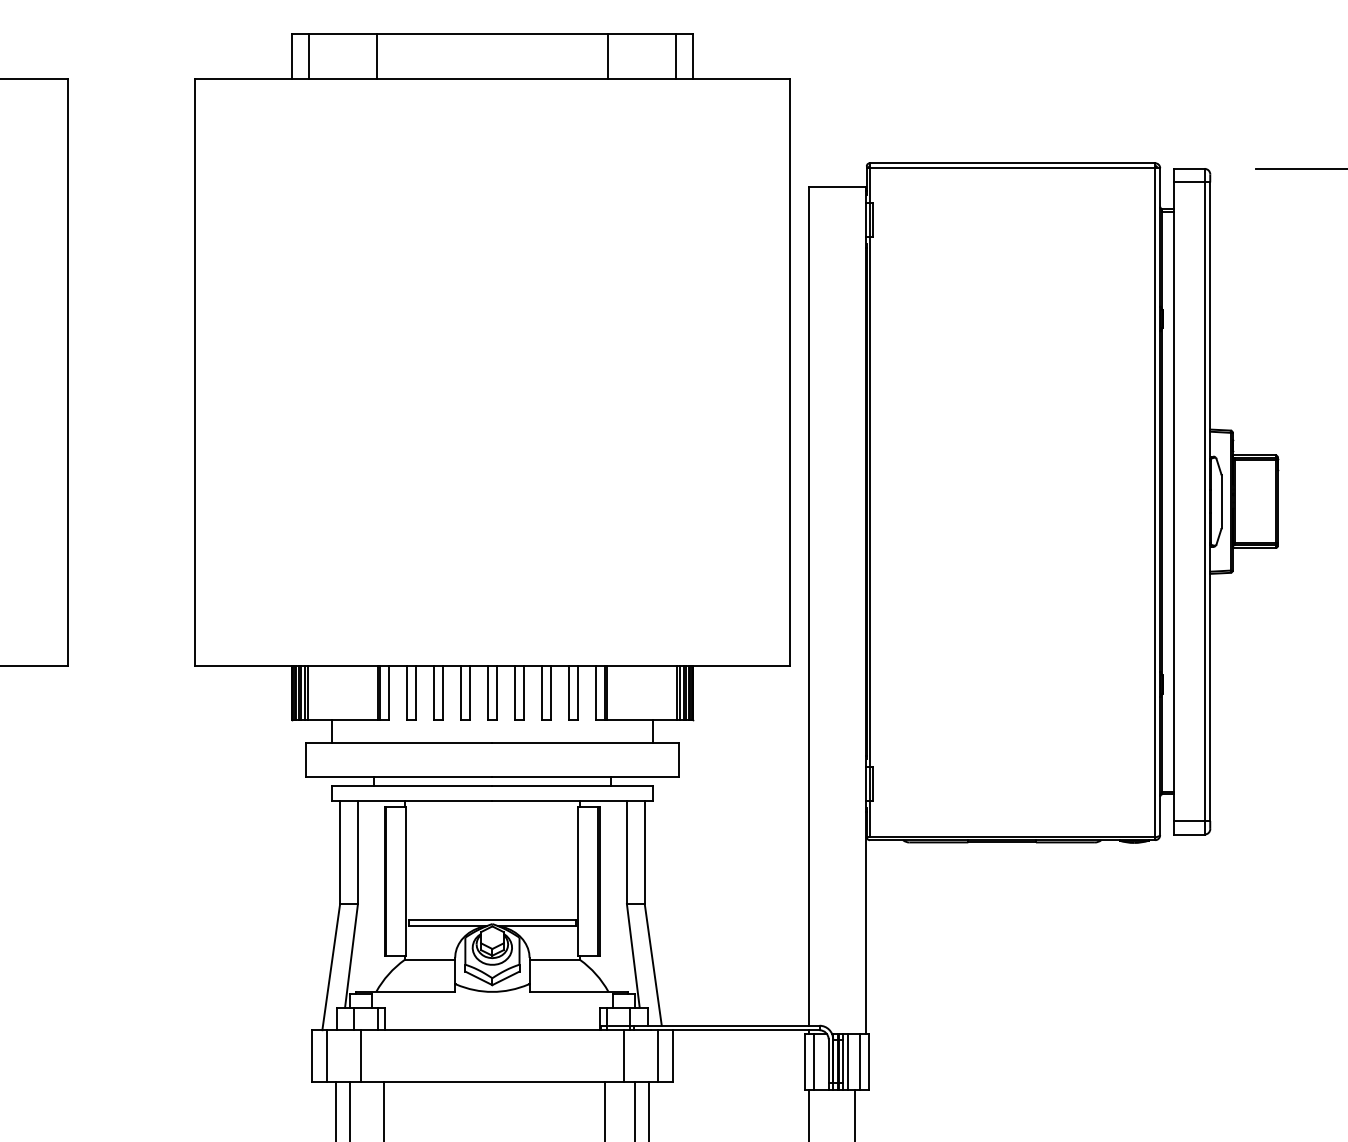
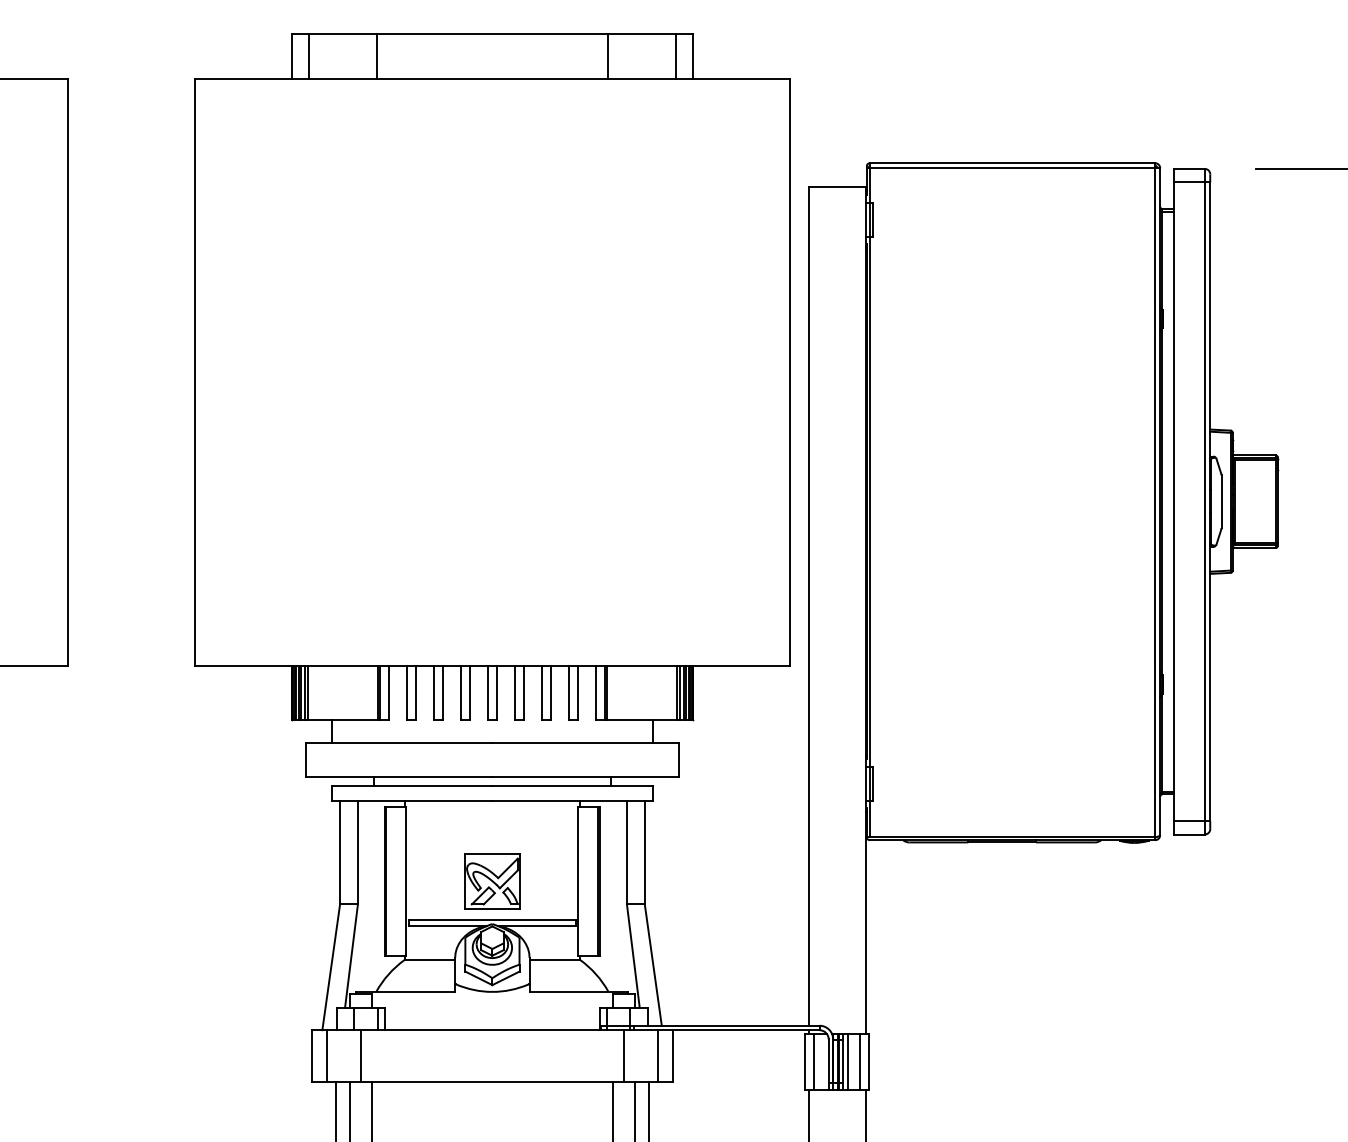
part: none -> present (492, 881)
line position: (384, 1110) -> (372, 1110) (372, 1110)
line position: (604, 1110) -> (612, 1110) (612, 1110)
line position: (854, 1114) -> (865, 1114) (865, 1114)
